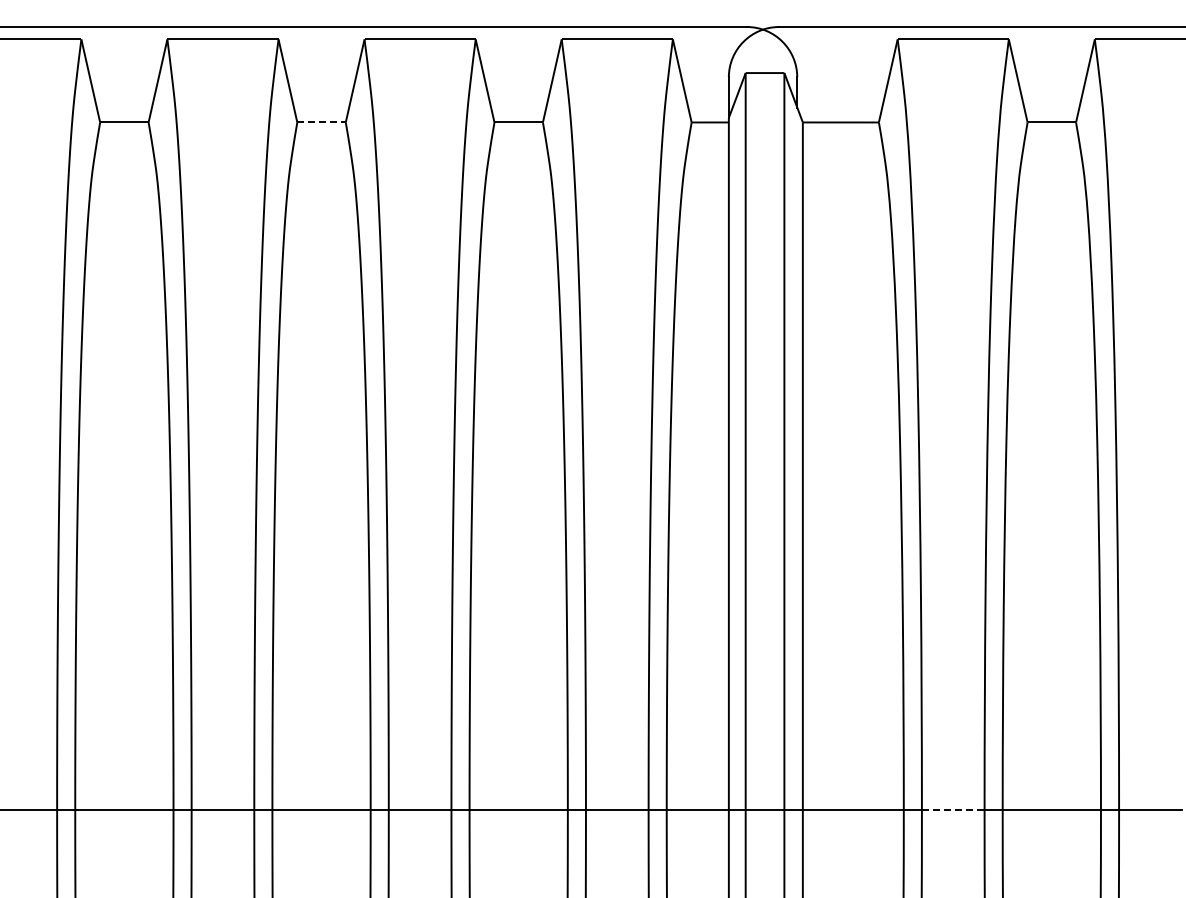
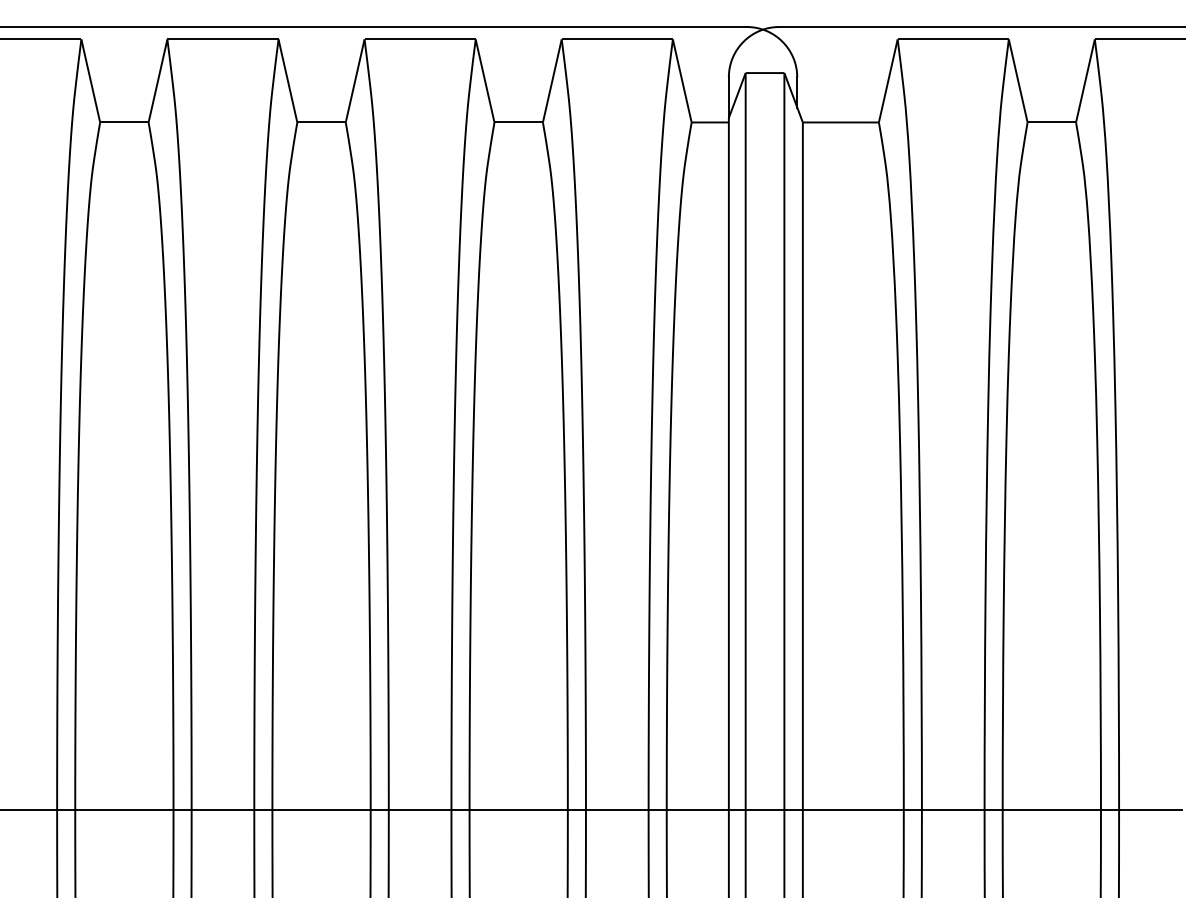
line: dashed -> solid (322, 122)
line: dashed -> solid (953, 809)
